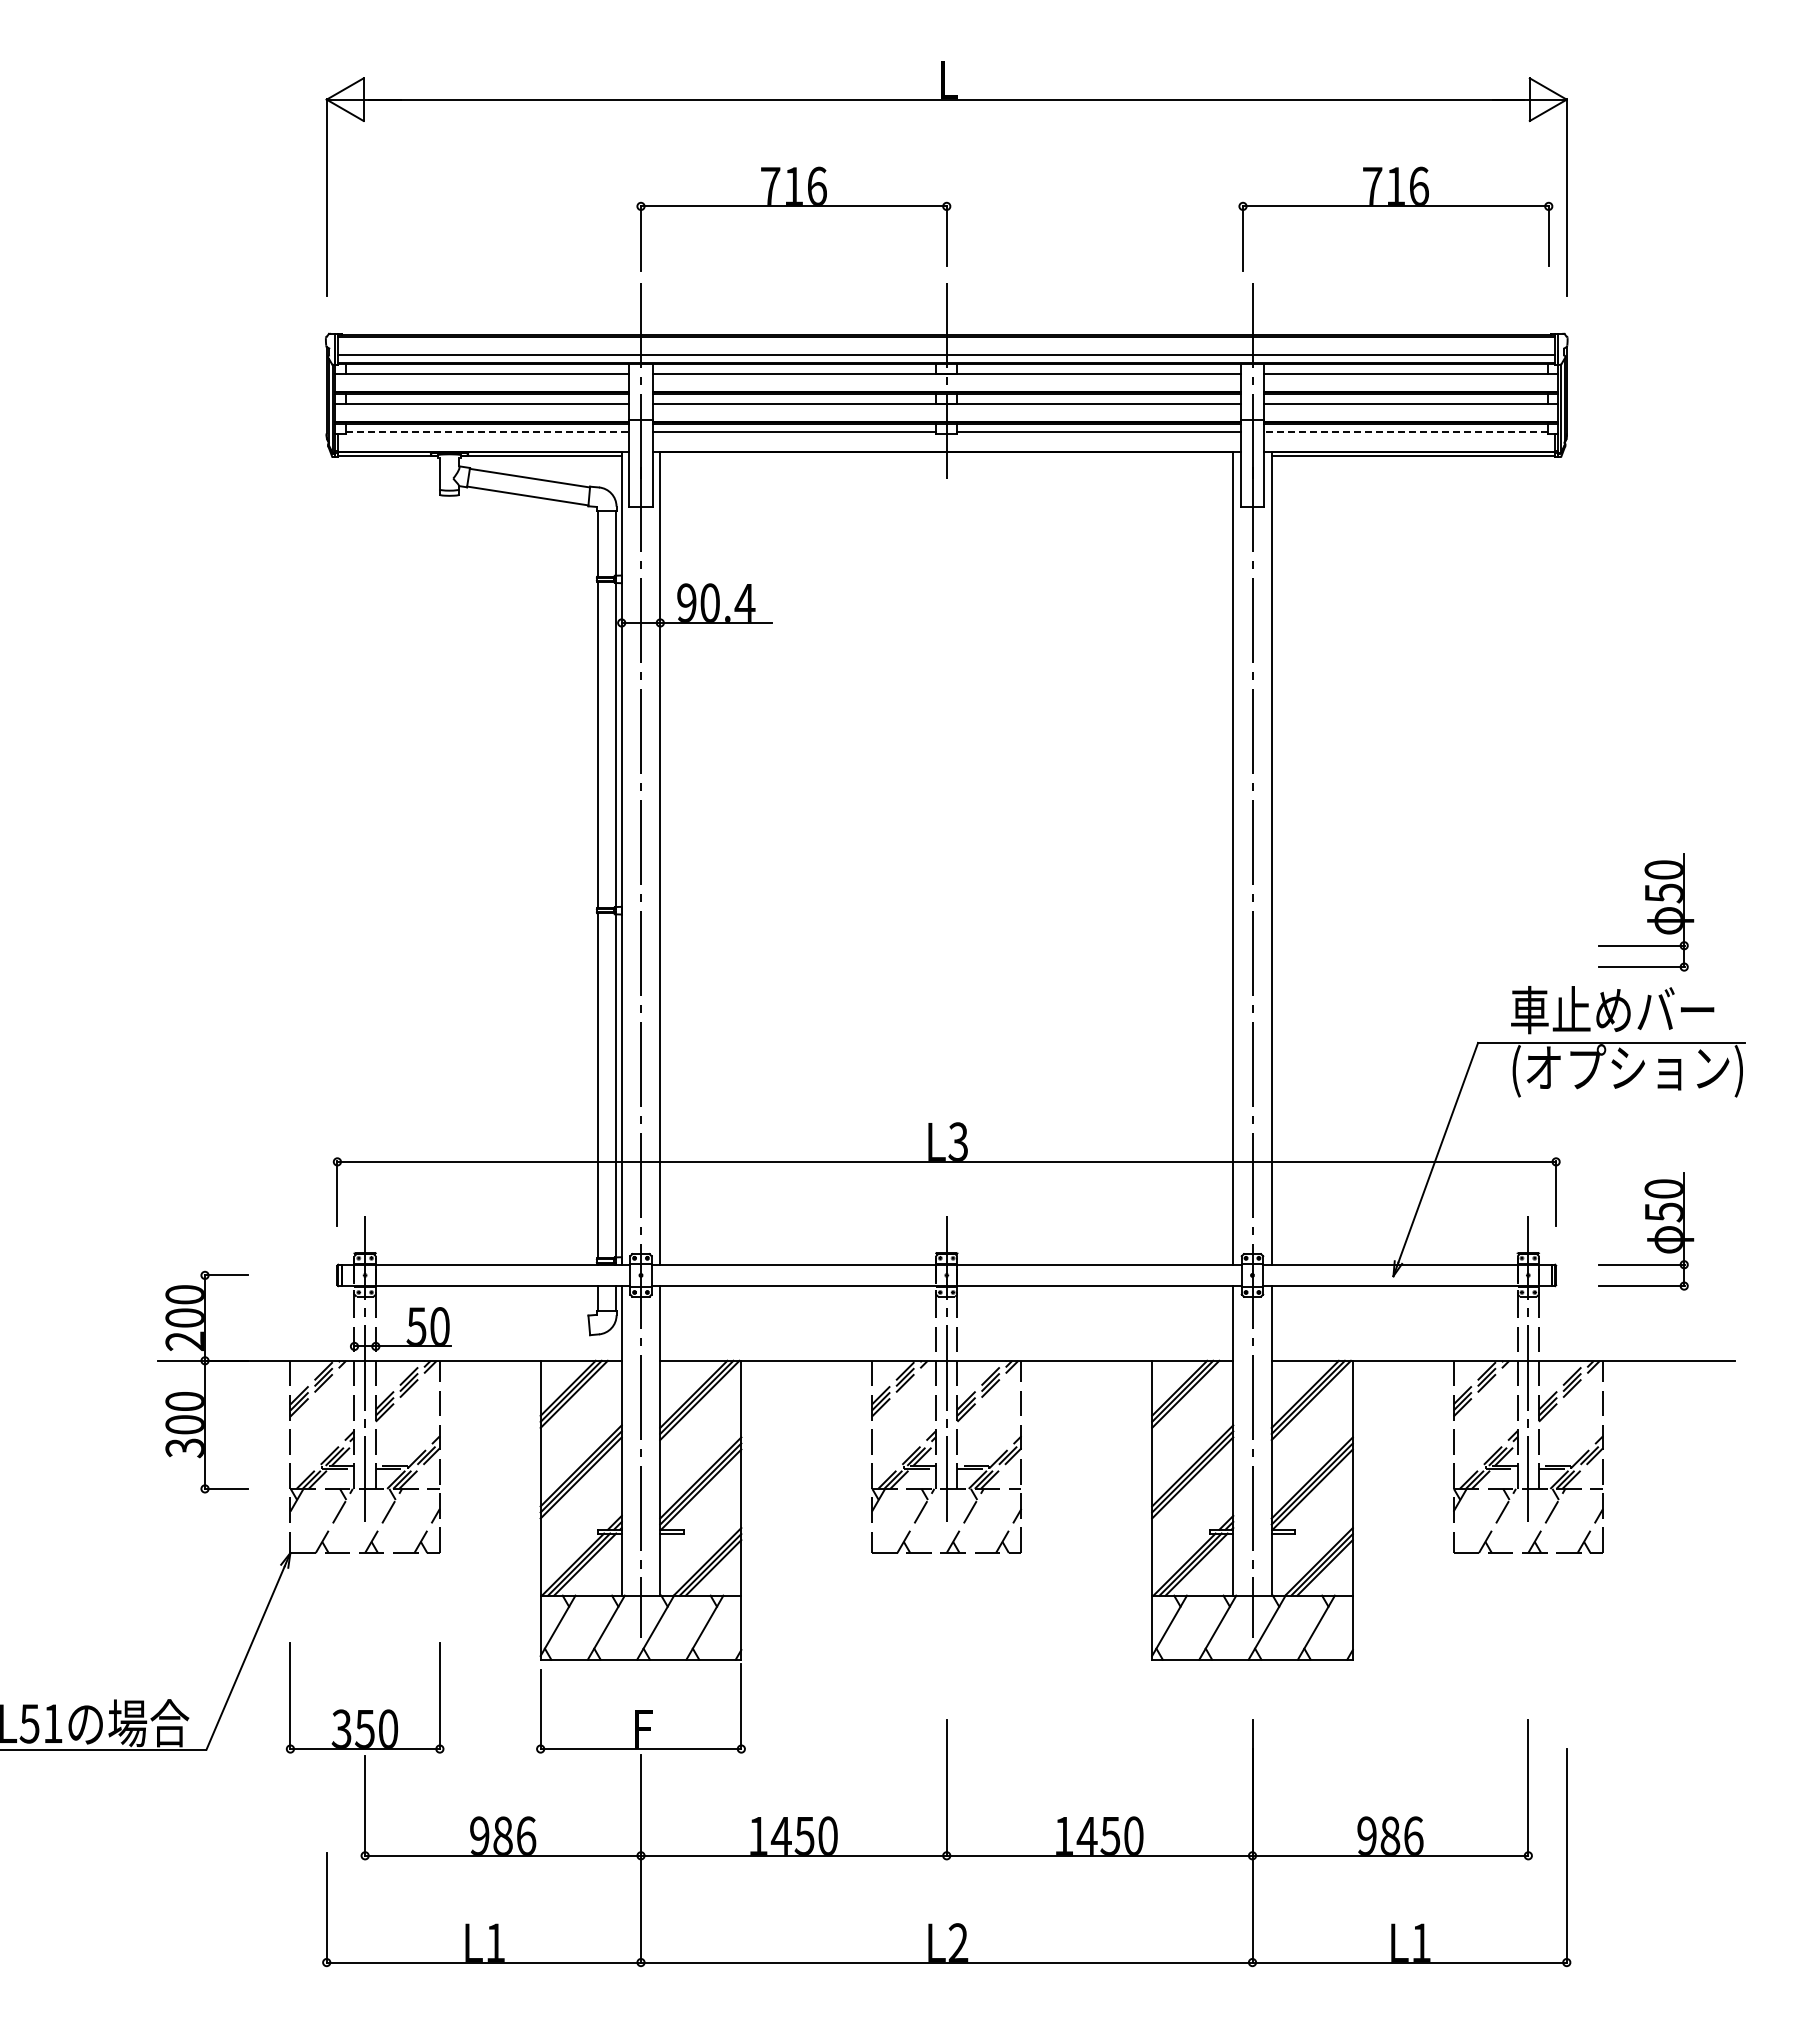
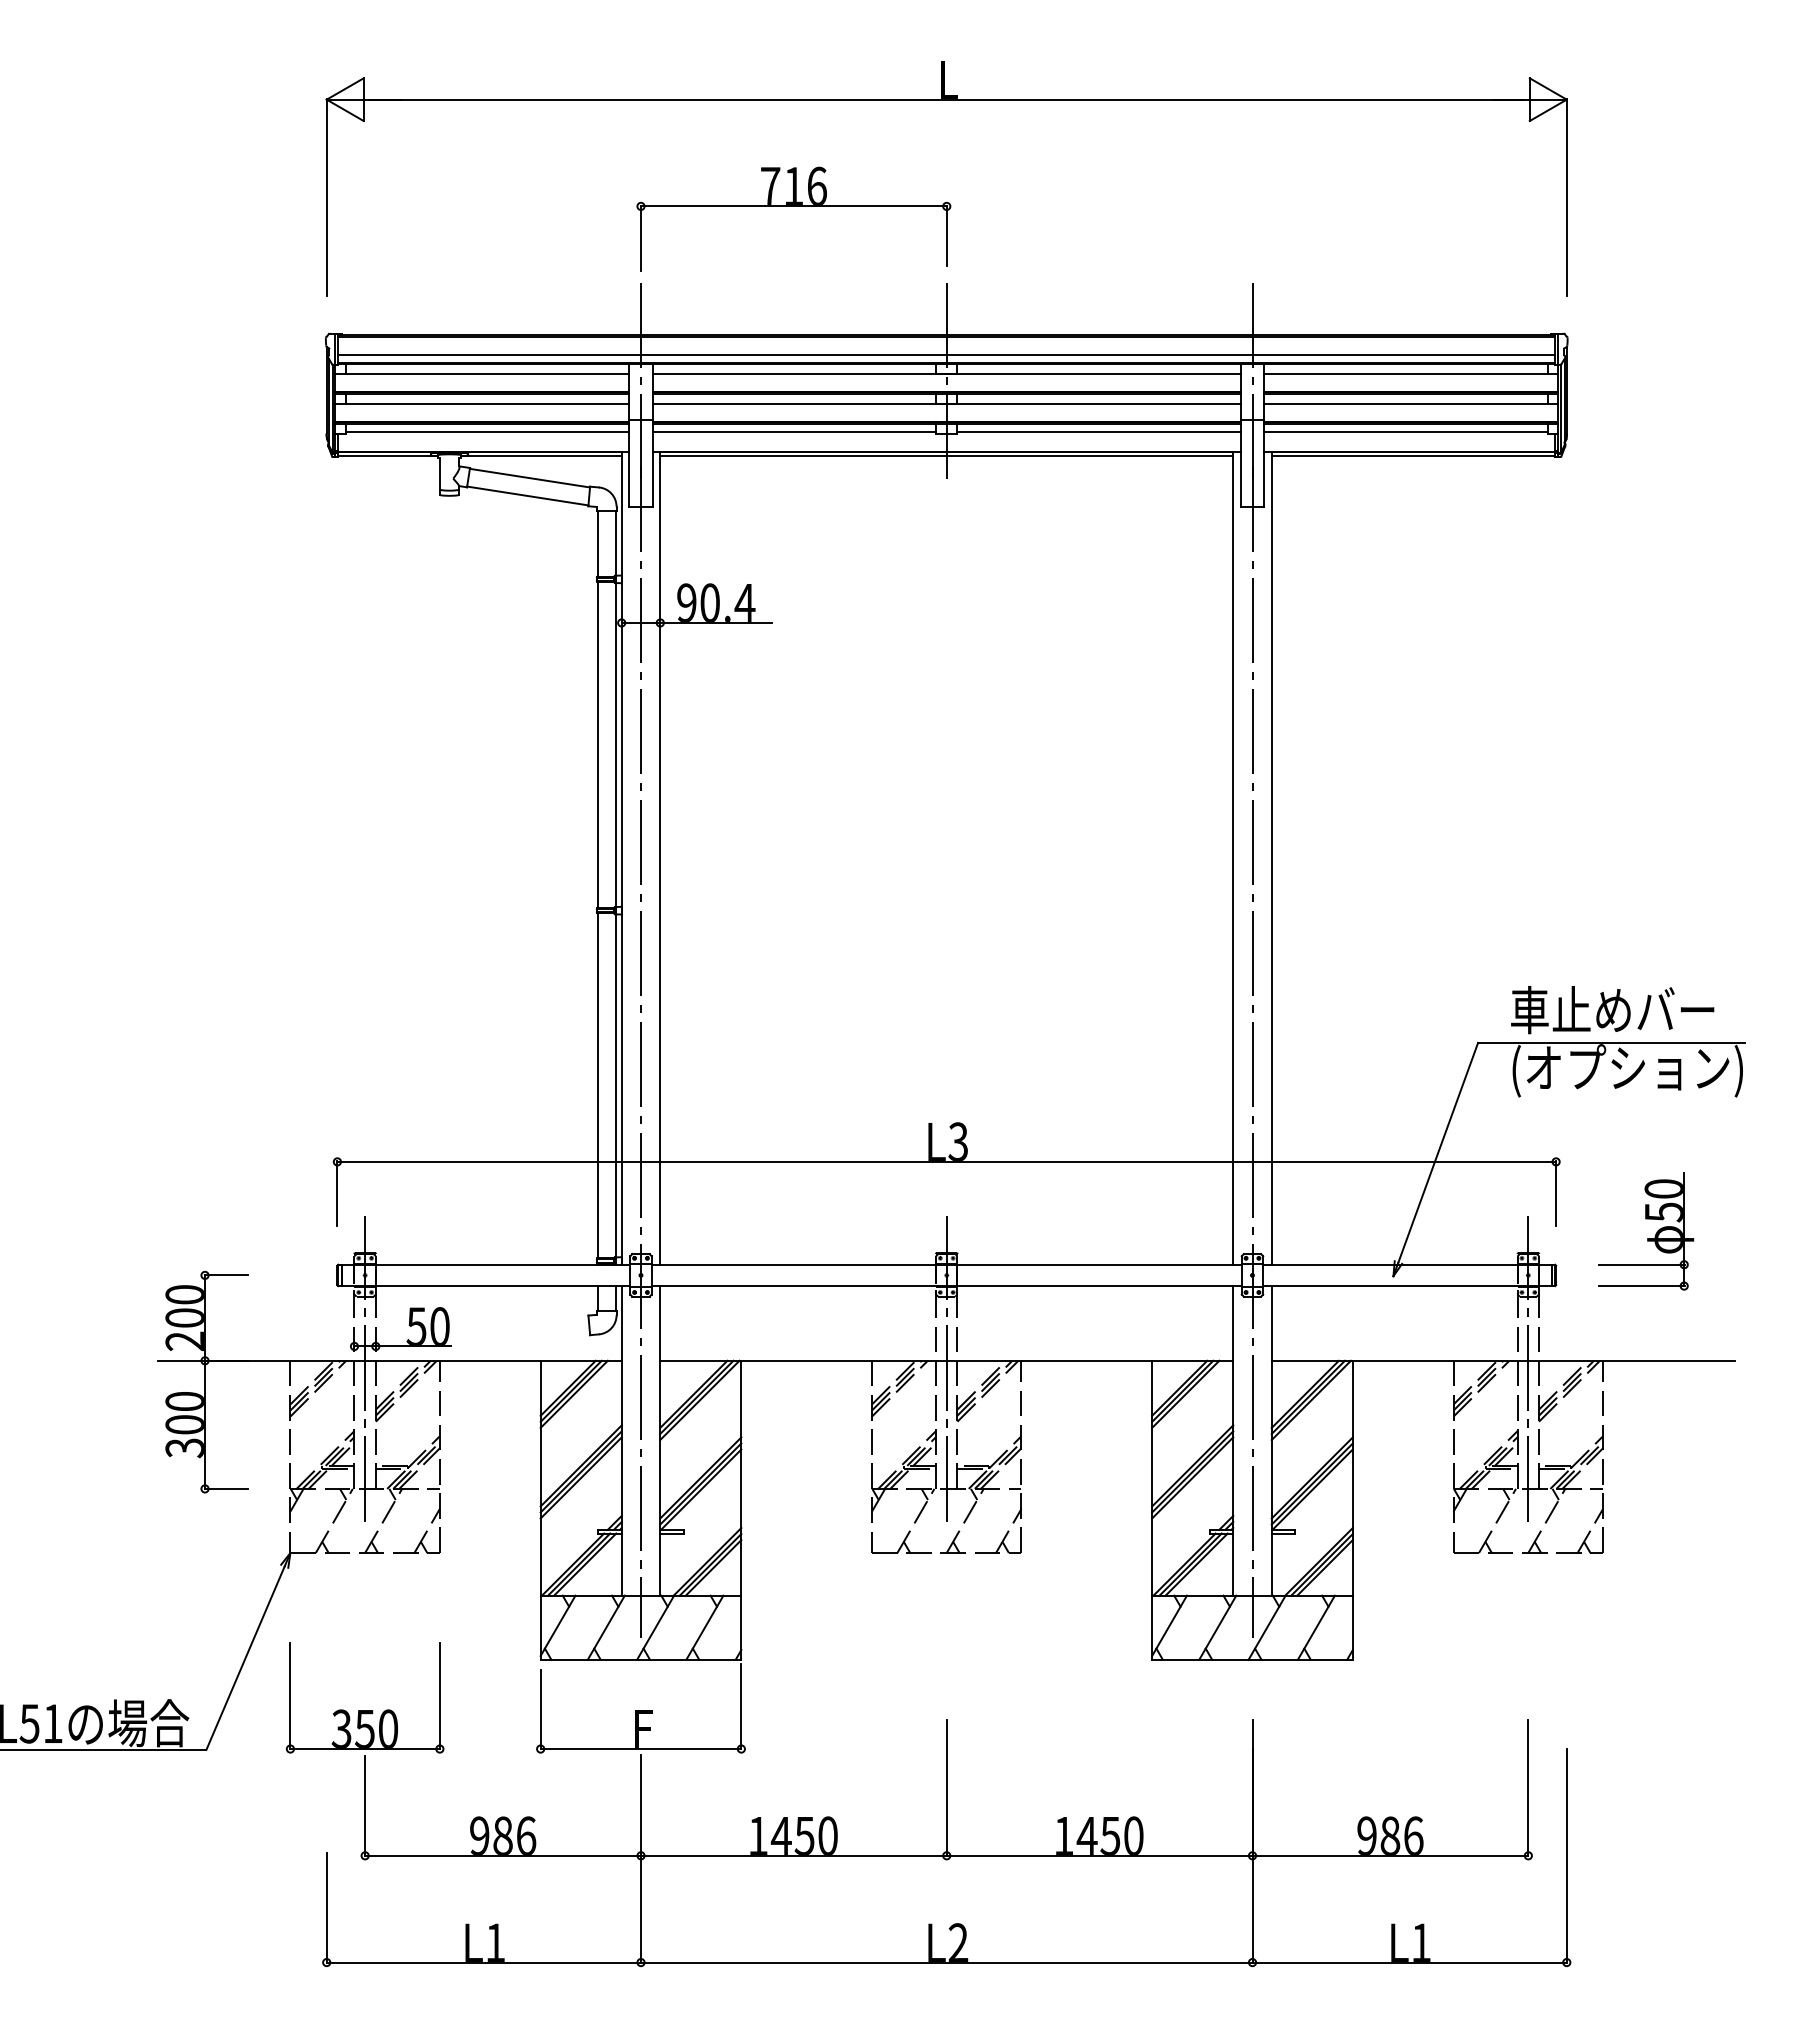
part: present -> none (1395, 206)
line: dashed -> solid (487, 431)
line: dashed -> solid (1405, 431)
line: none -> present (946, 455)
part: present -> none (1647, 919)
